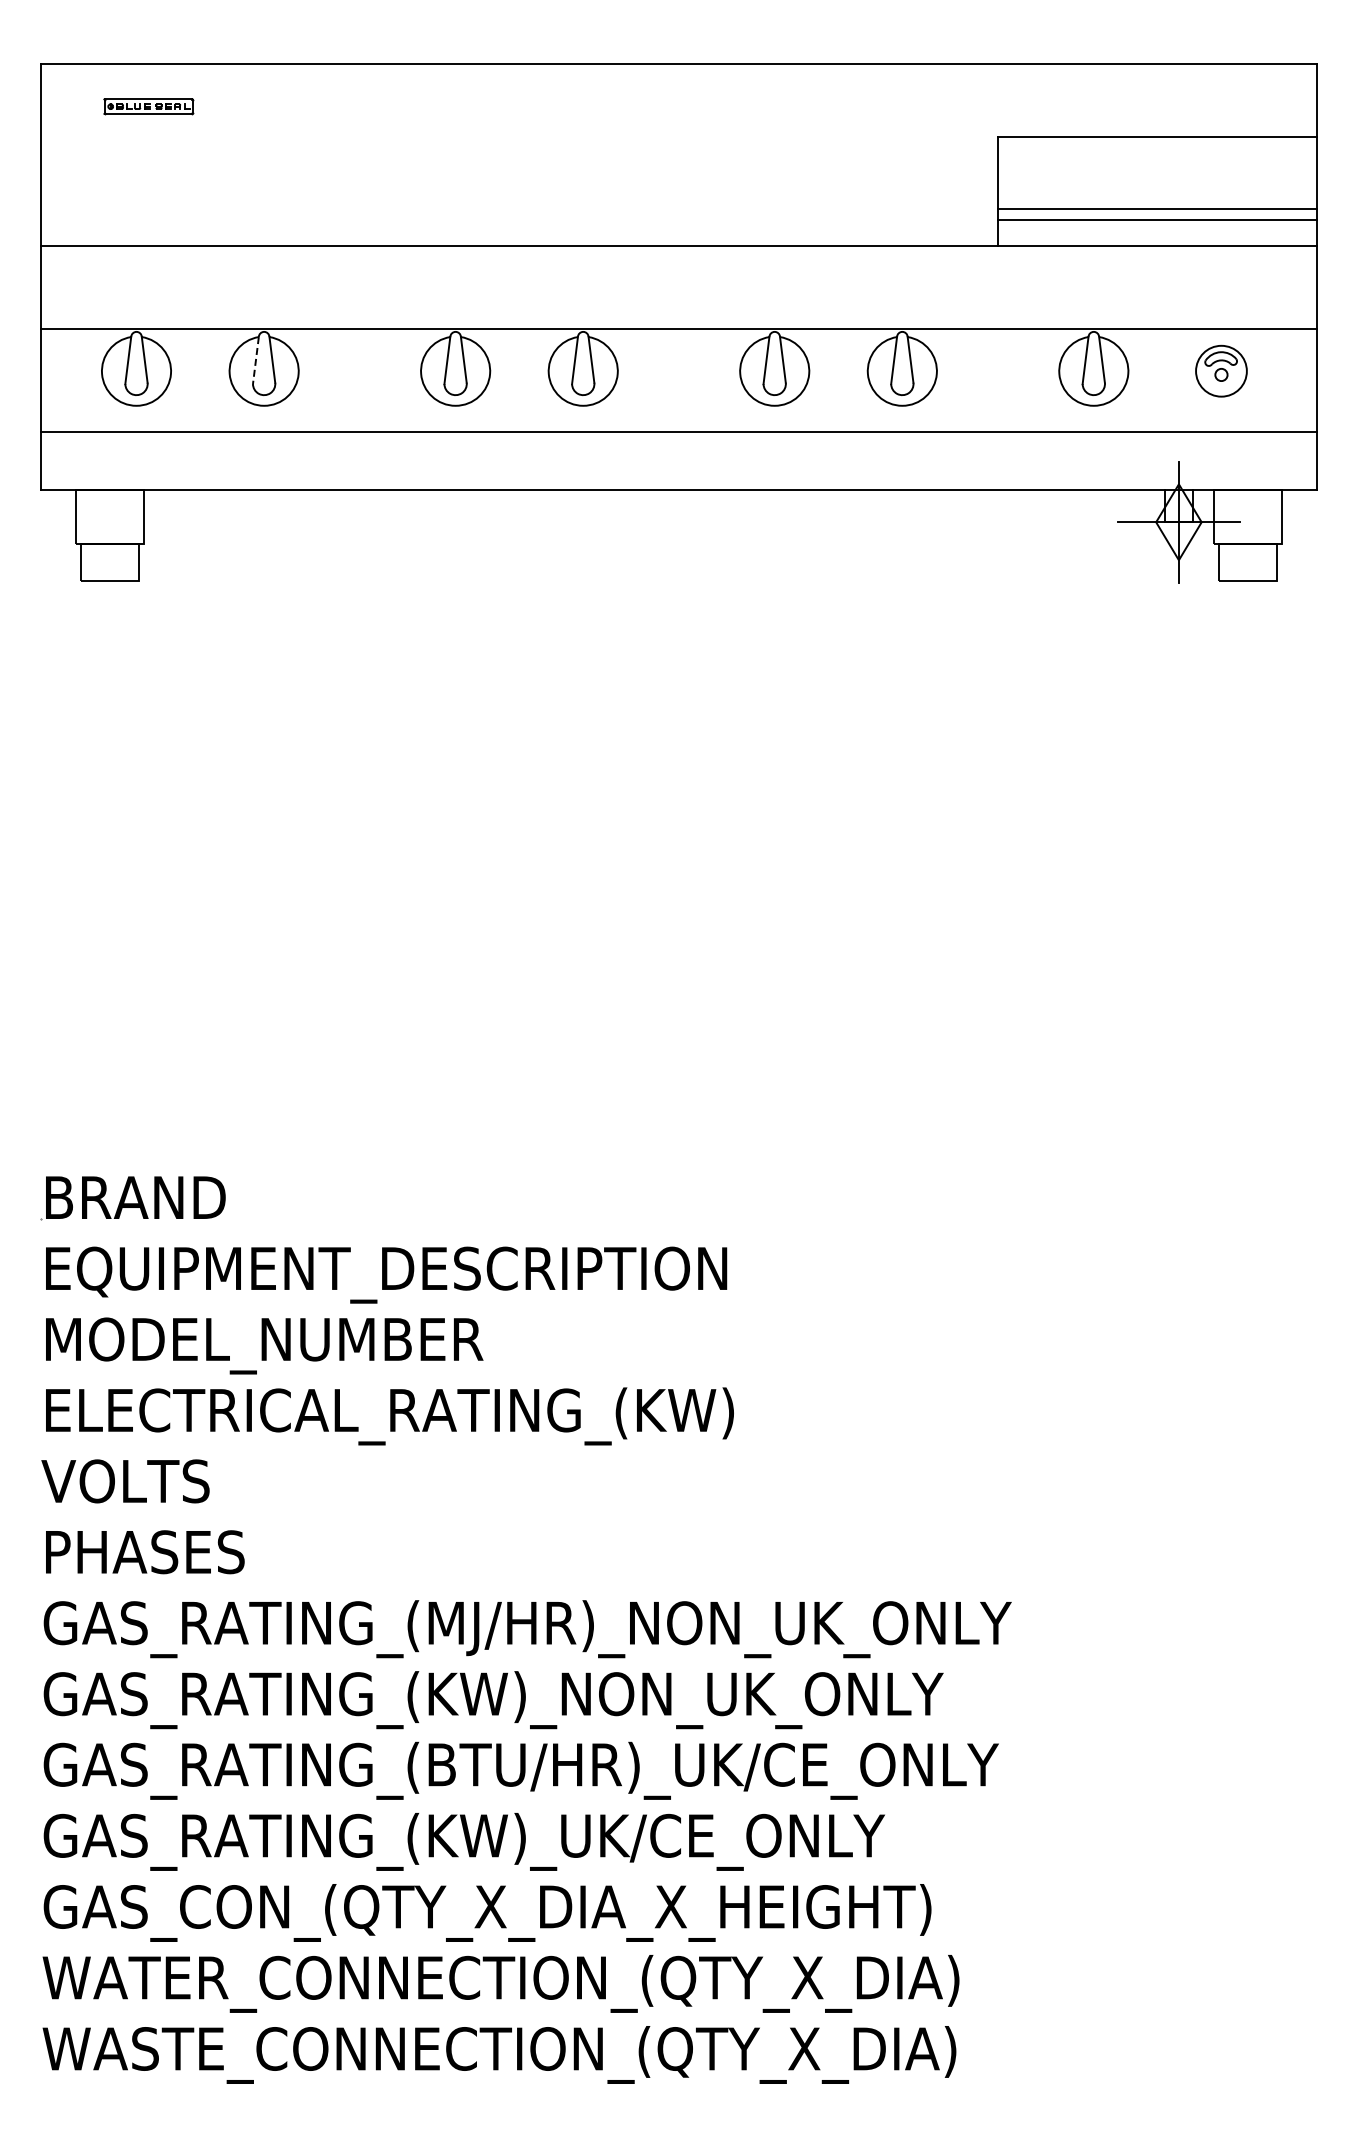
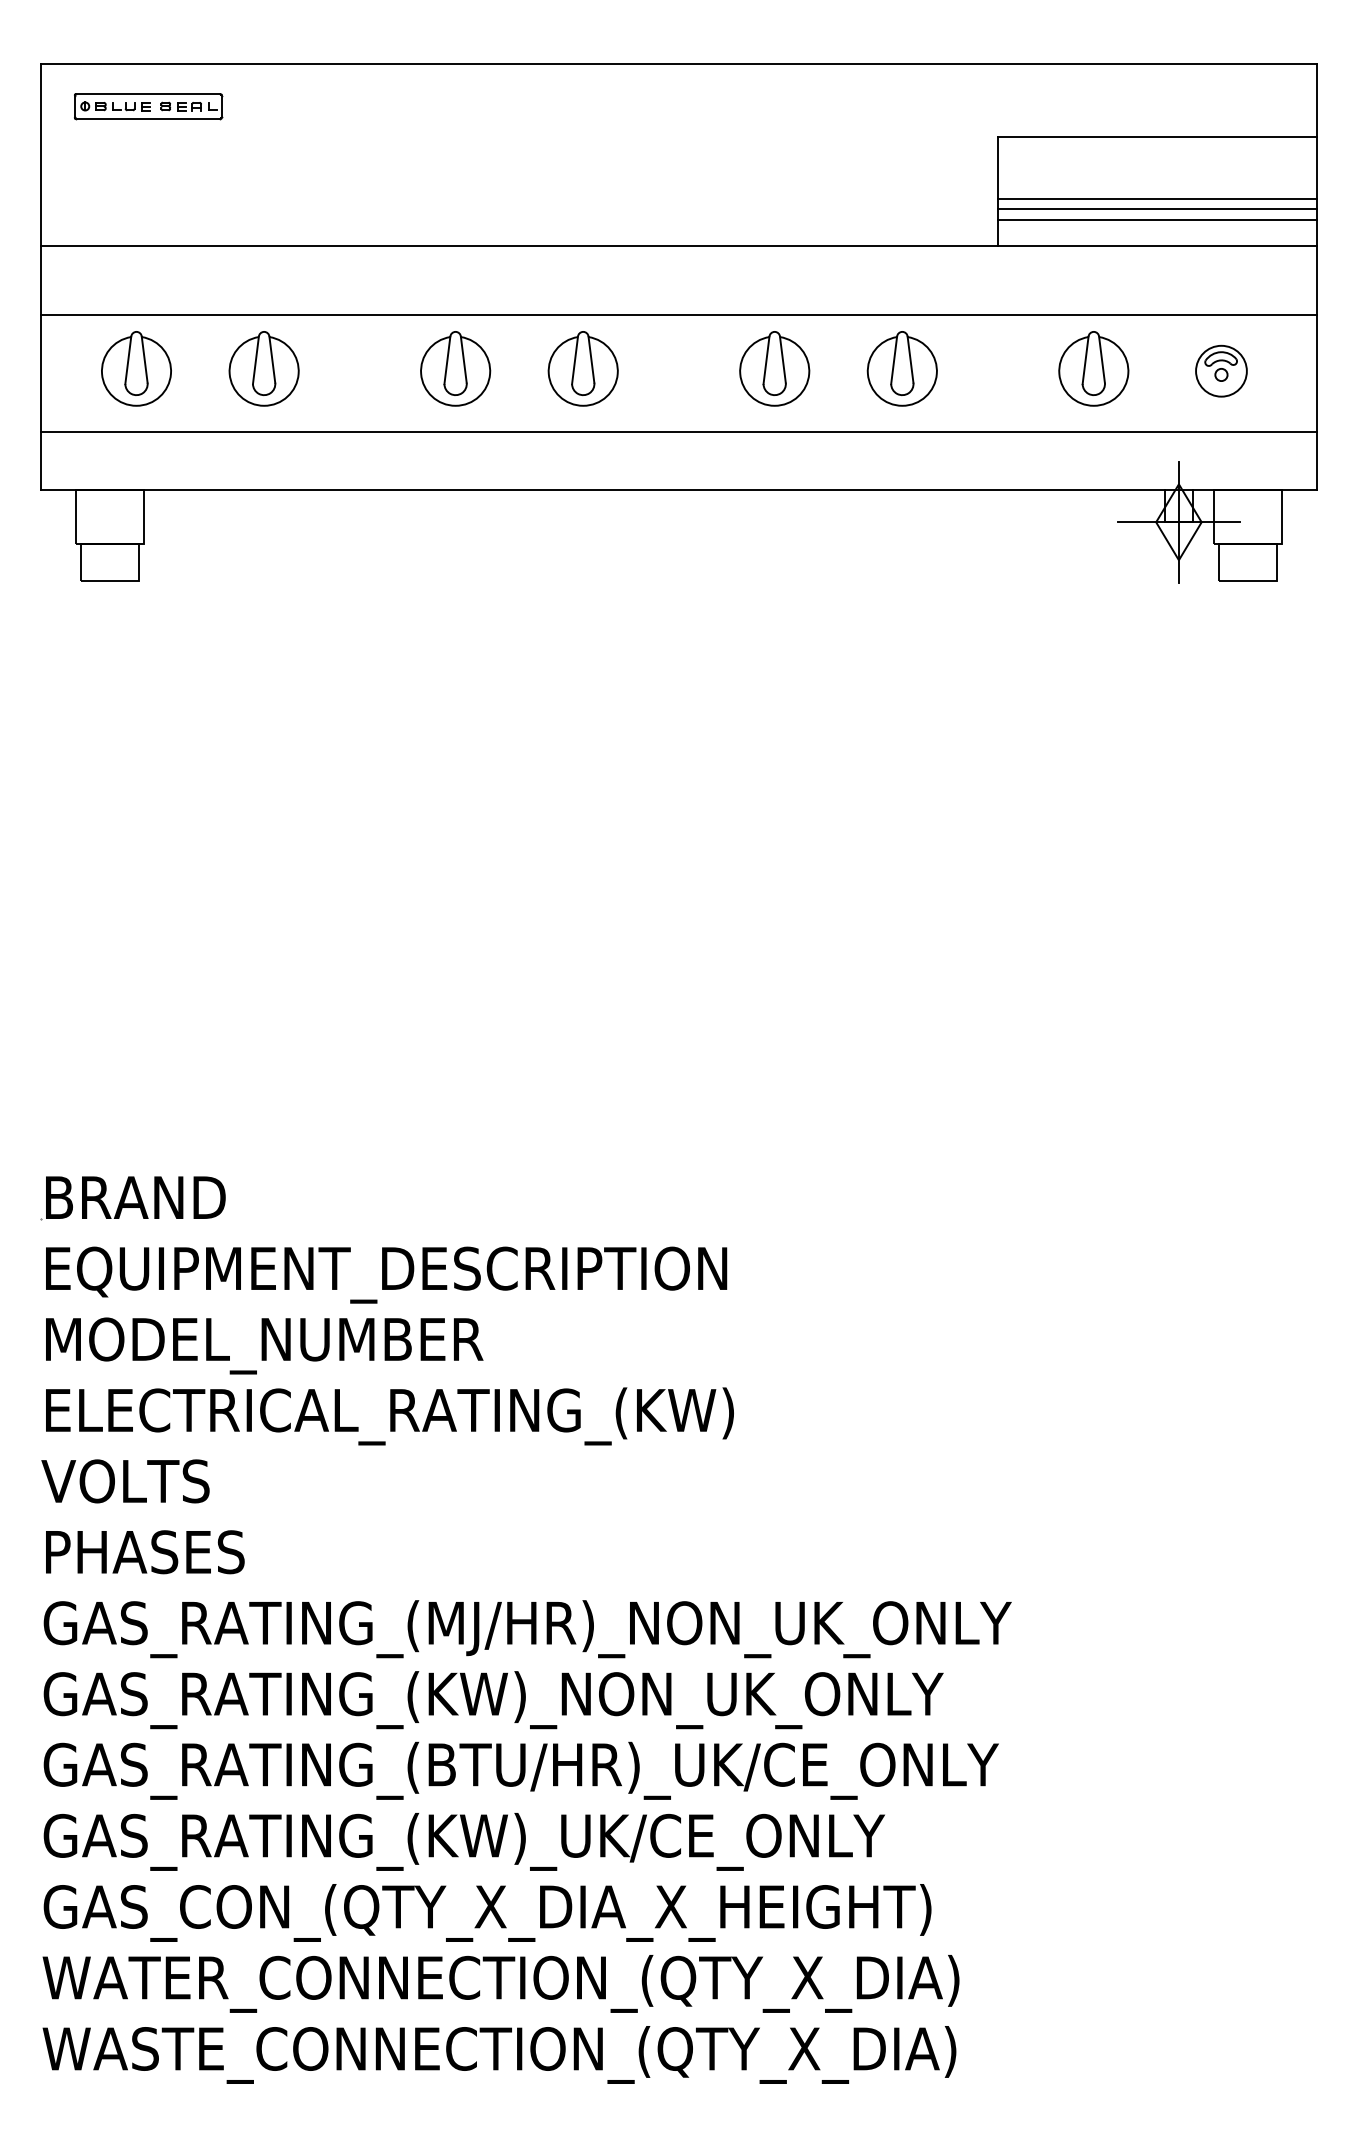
part size: 92x18 px -> 150x28 px (148, 106)
line: none -> present (1157, 199)
line position: (678, 328) -> (678, 314) (678, 314)
line: dashed -> solid (255, 360)
